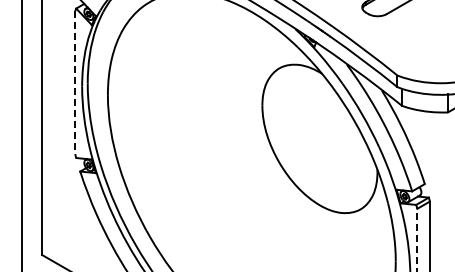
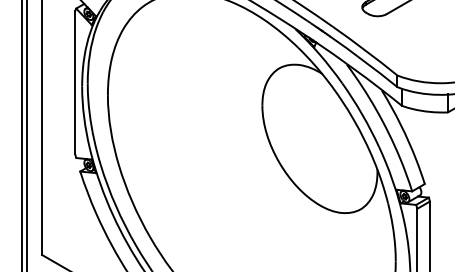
line: dashed -> solid (75, 83)
line: none -> present (26, 135)
line: dashed -> solid (417, 239)
